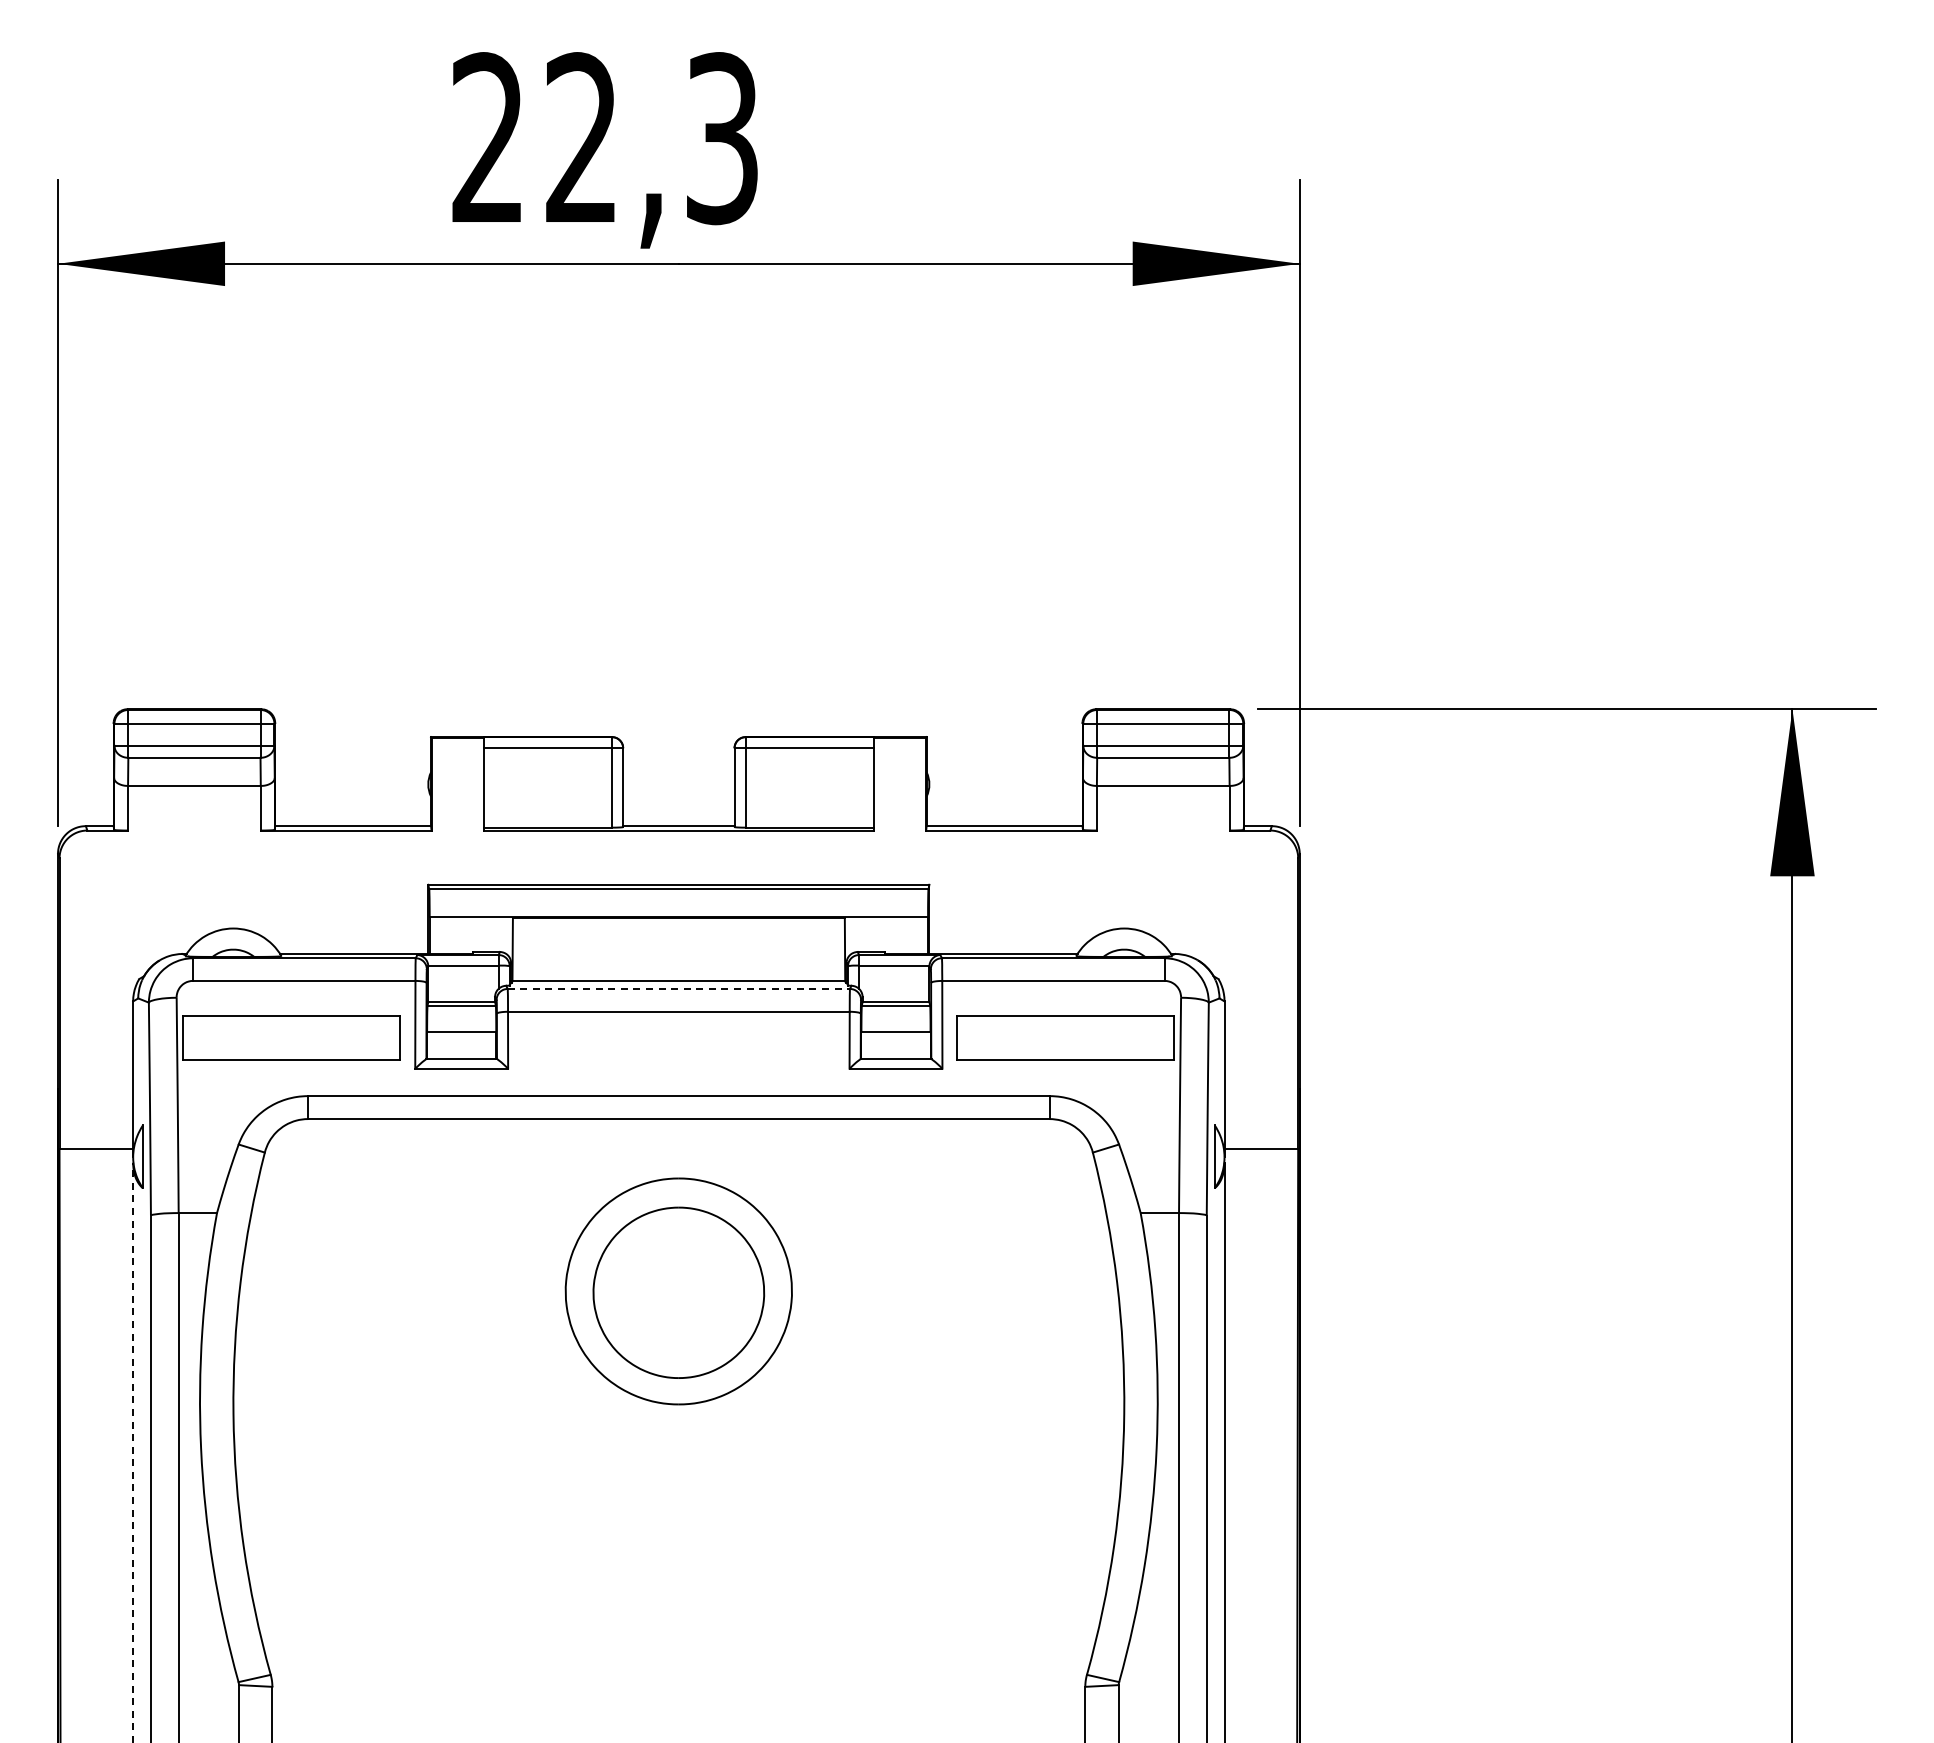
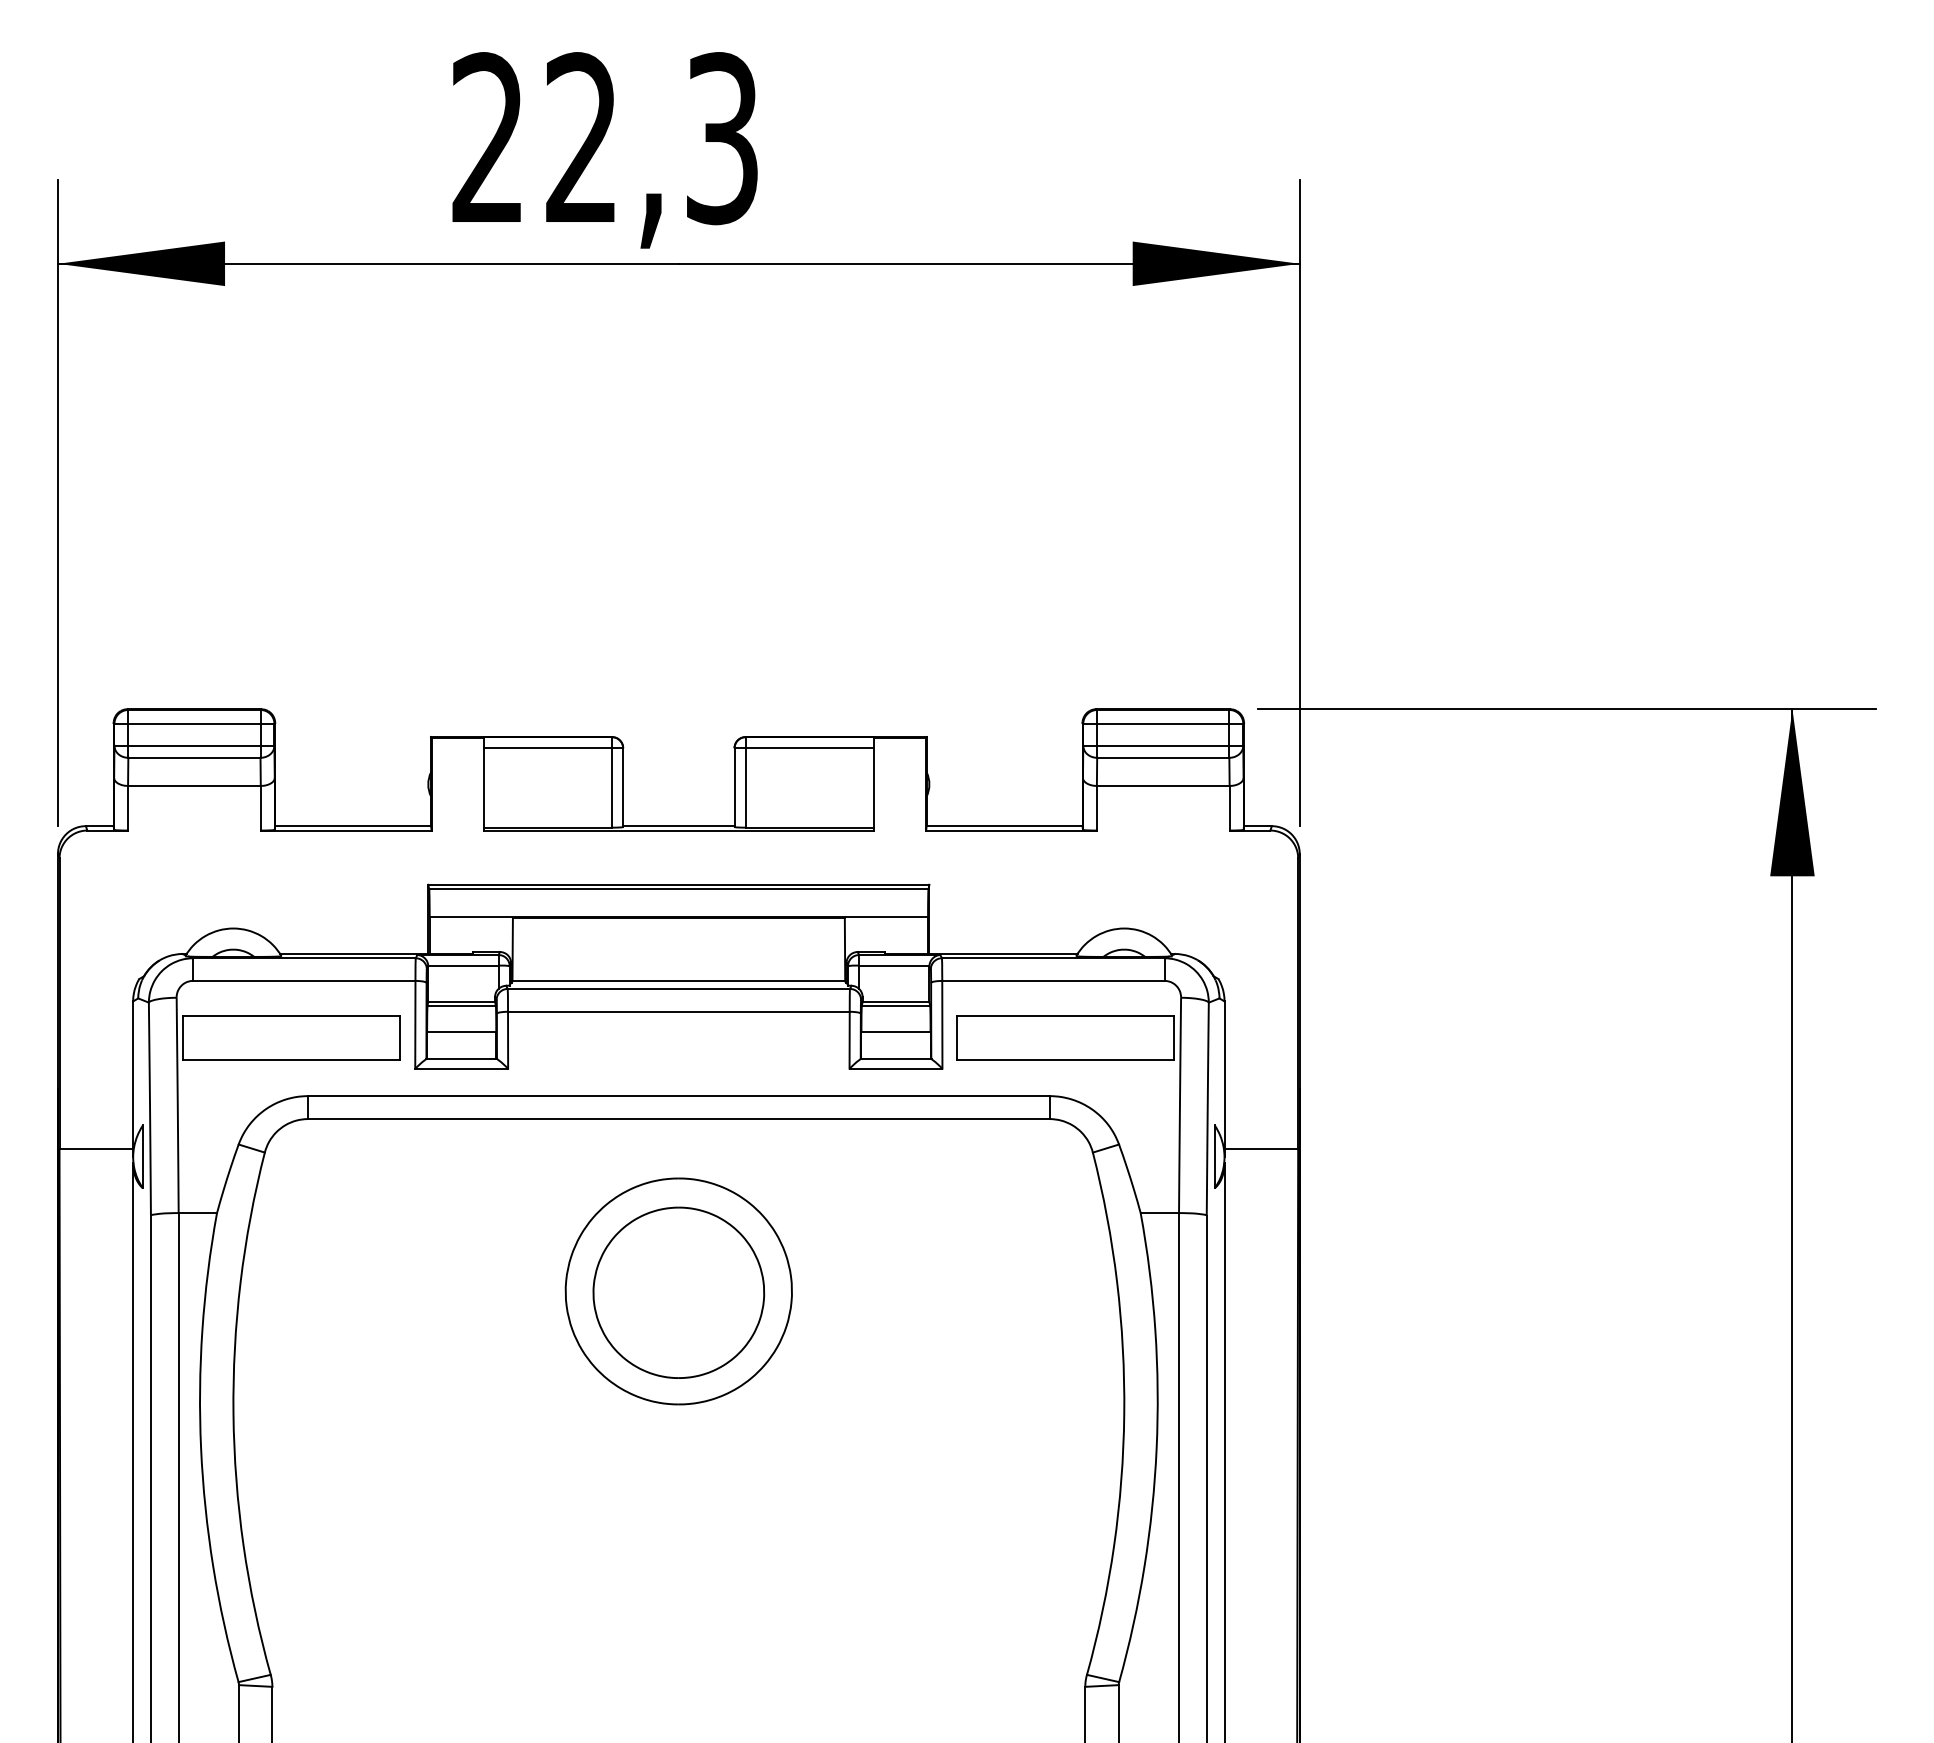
line: dashed -> solid (679, 988)
line: dashed -> solid (133, 1452)
